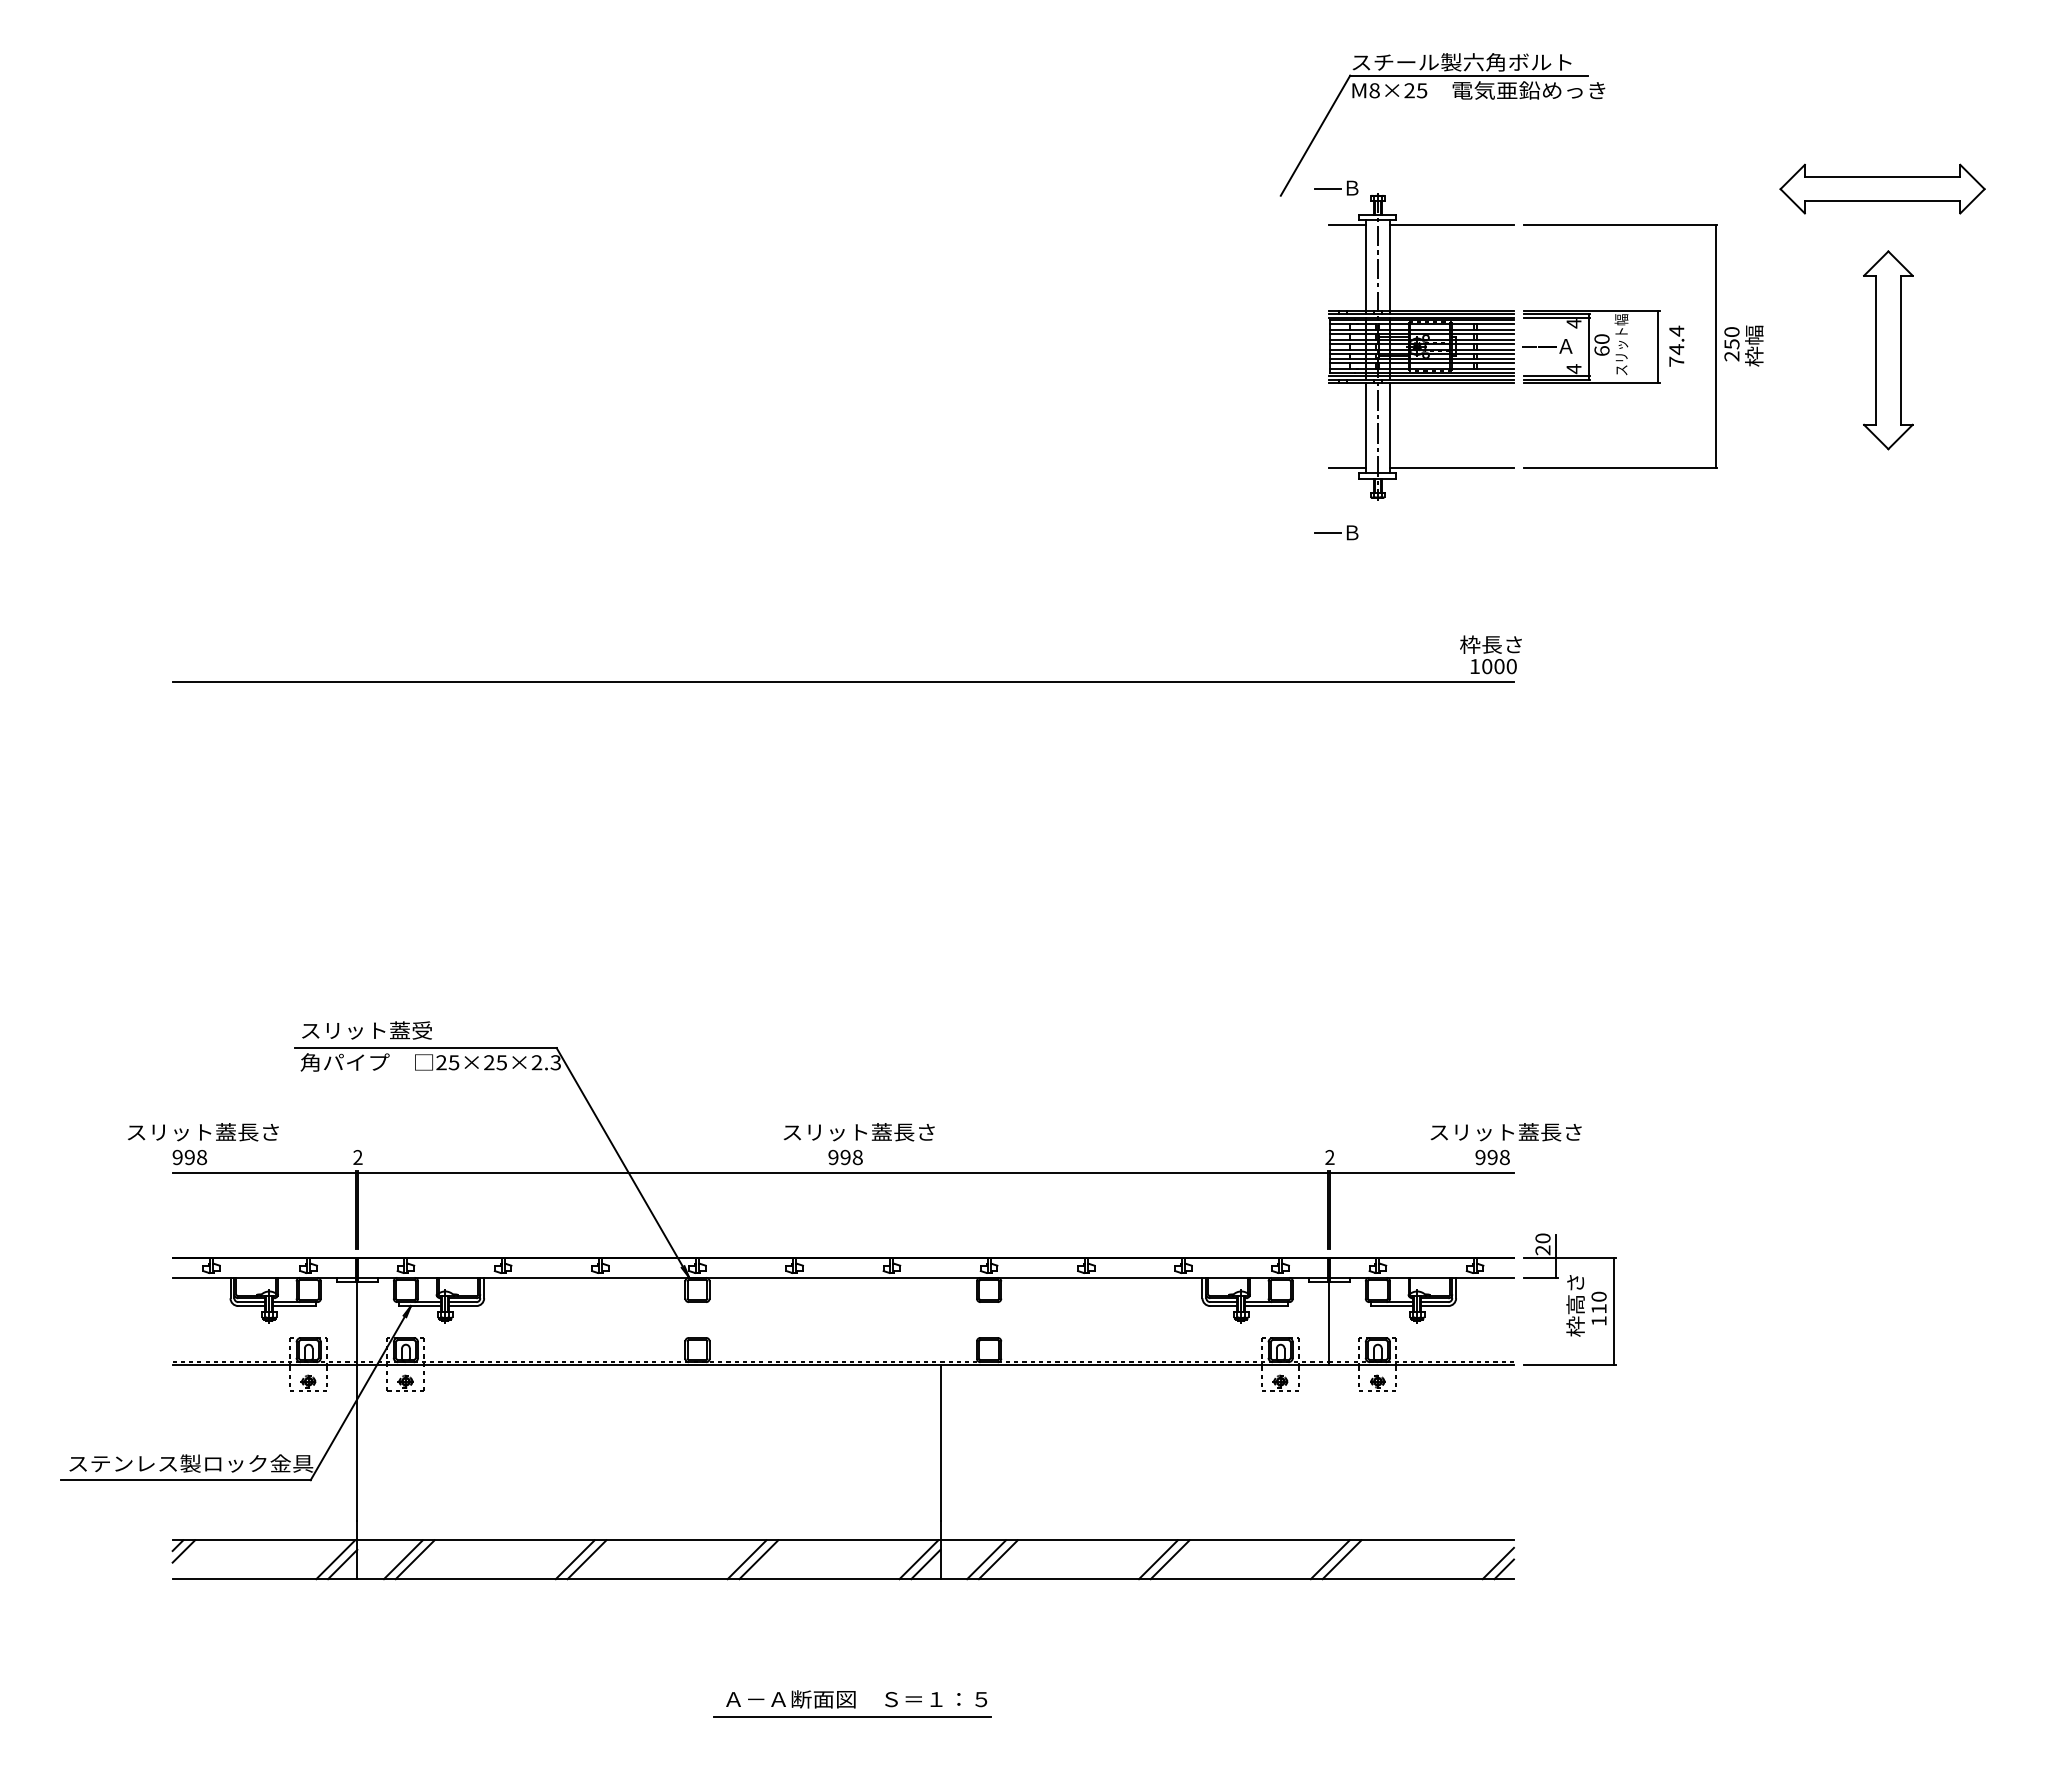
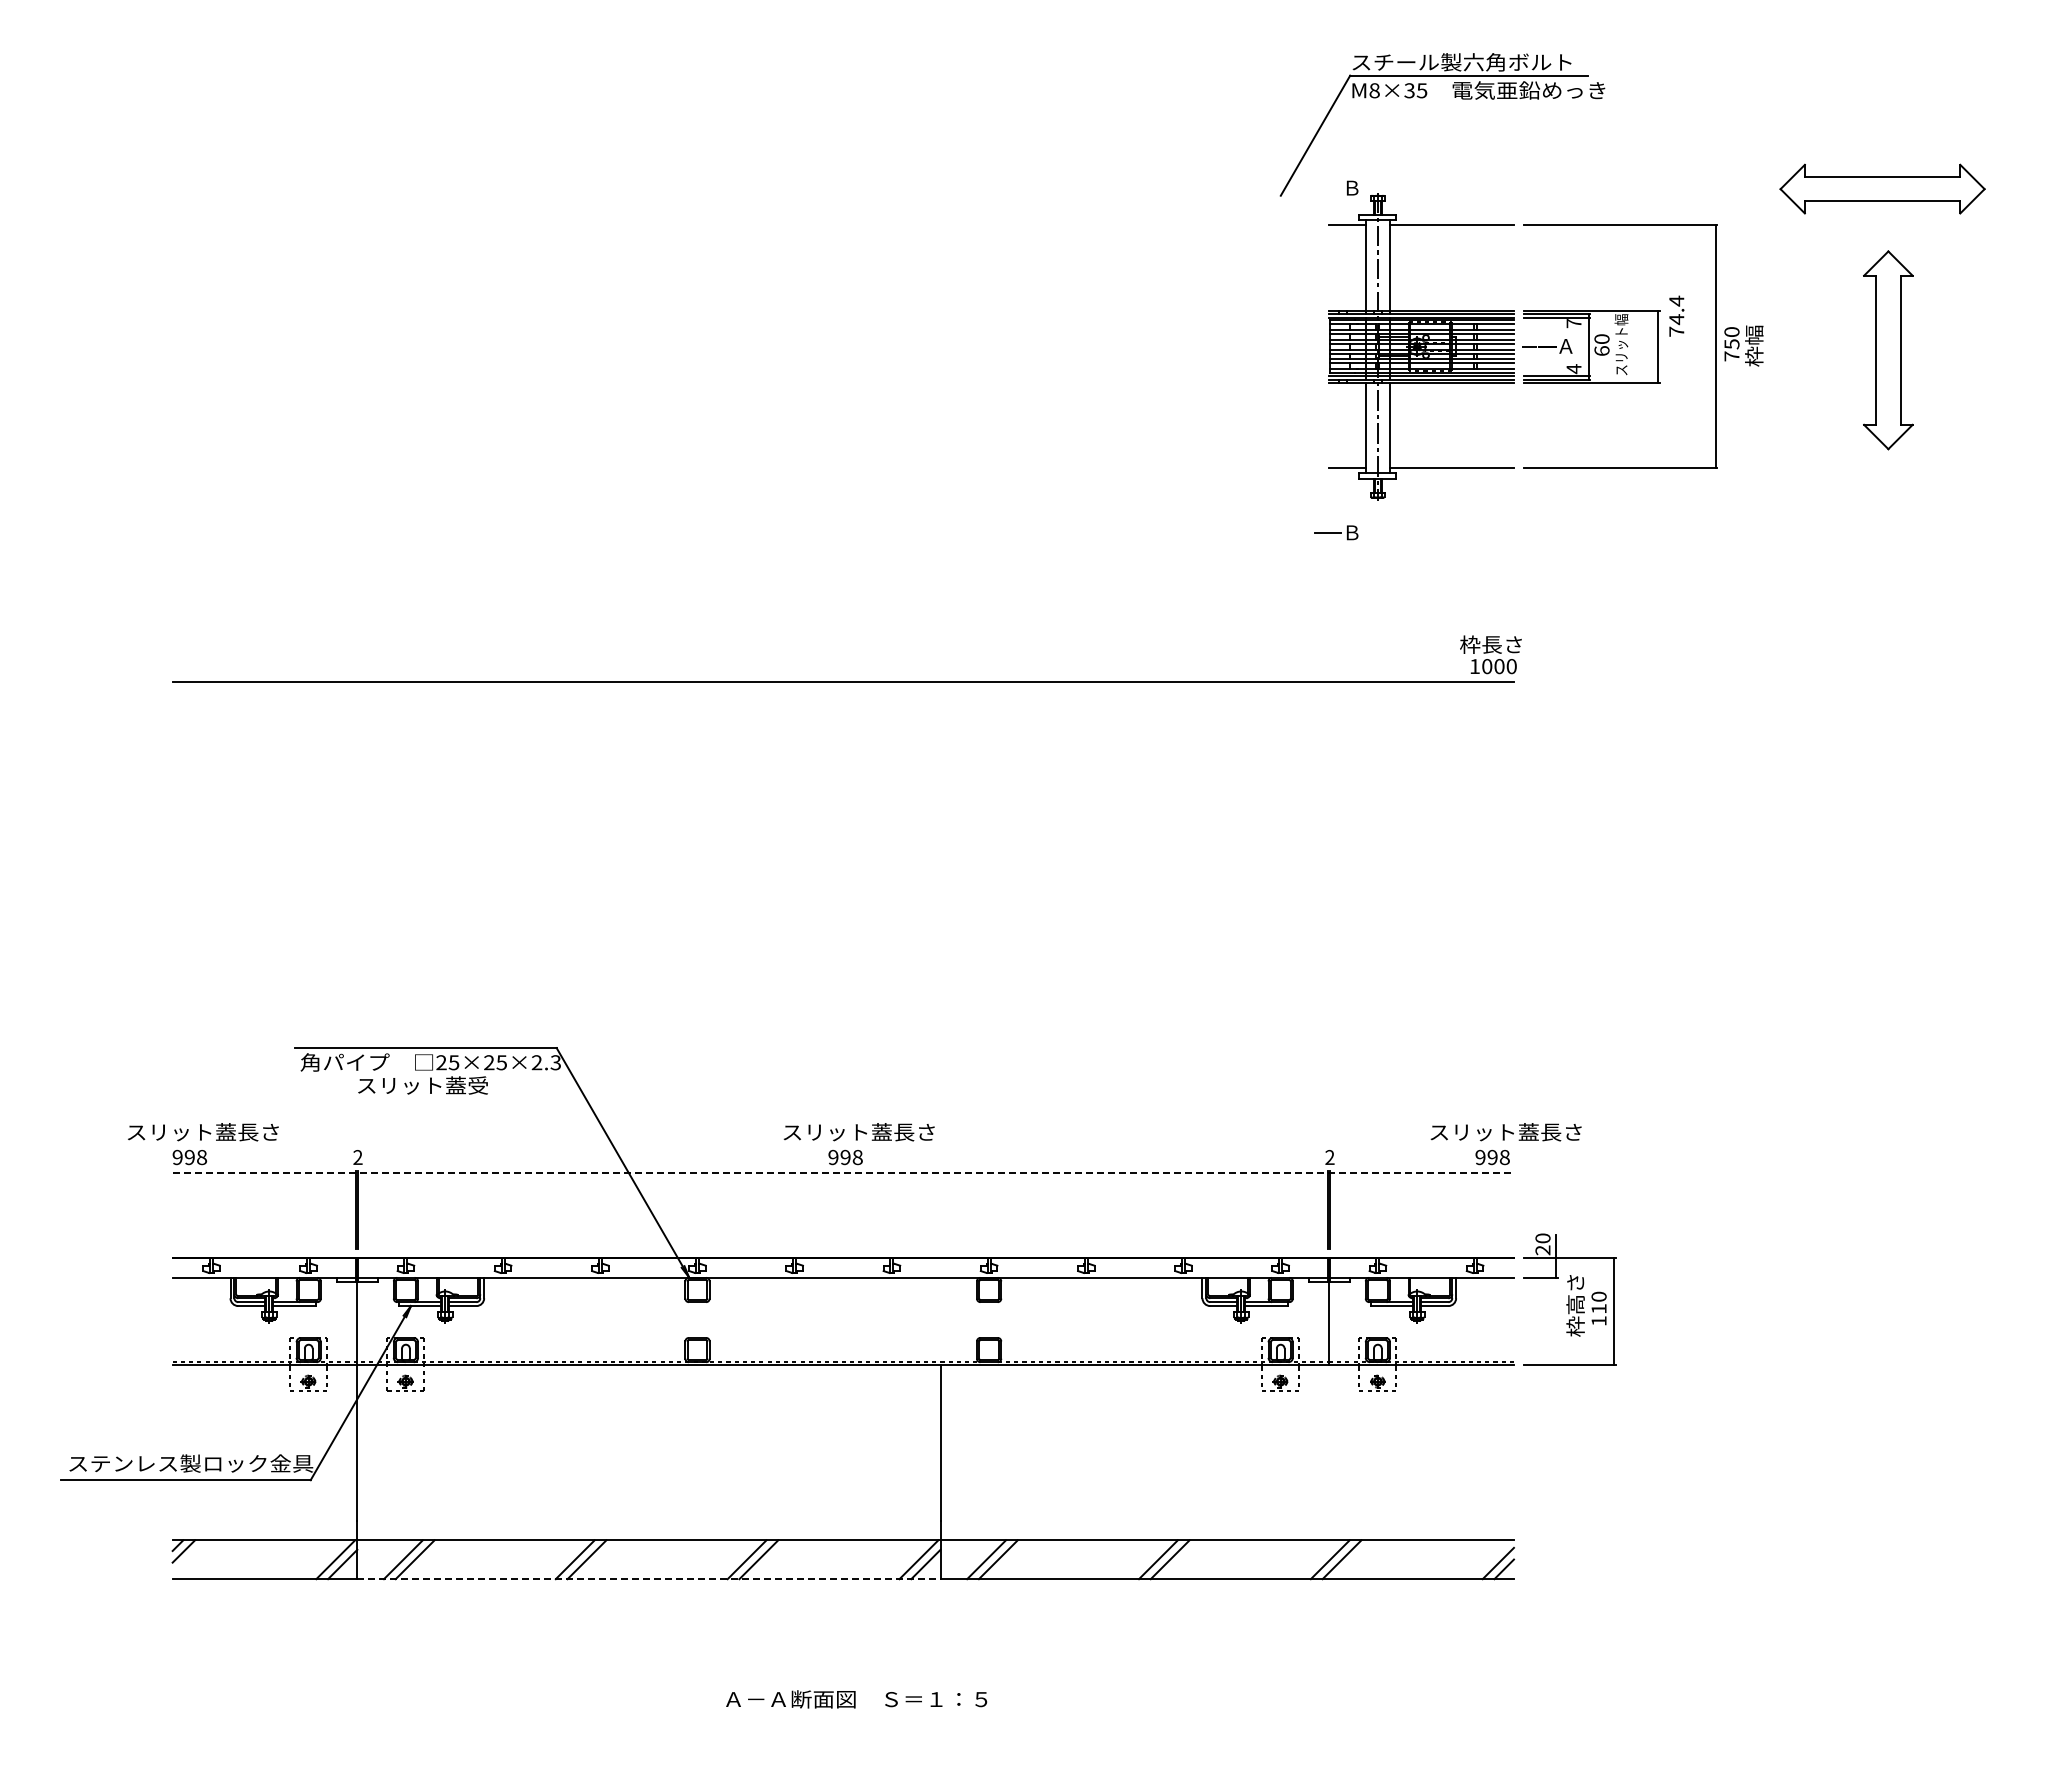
text: M8×25 -> M8×35 (1409, 90)
line: present -> none (1328, 188)
text: 4 -> 7 (1573, 323)
text position: (1676, 345) -> (1676, 315) (1676, 315)
text: 250 -> 750 (1731, 356)
text position: (366, 1030) -> (422, 1085) (422, 1085)
line: solid -> dashed (843, 1172)
line: solid -> dashed (648, 1579)
line: present -> none (852, 1717)
